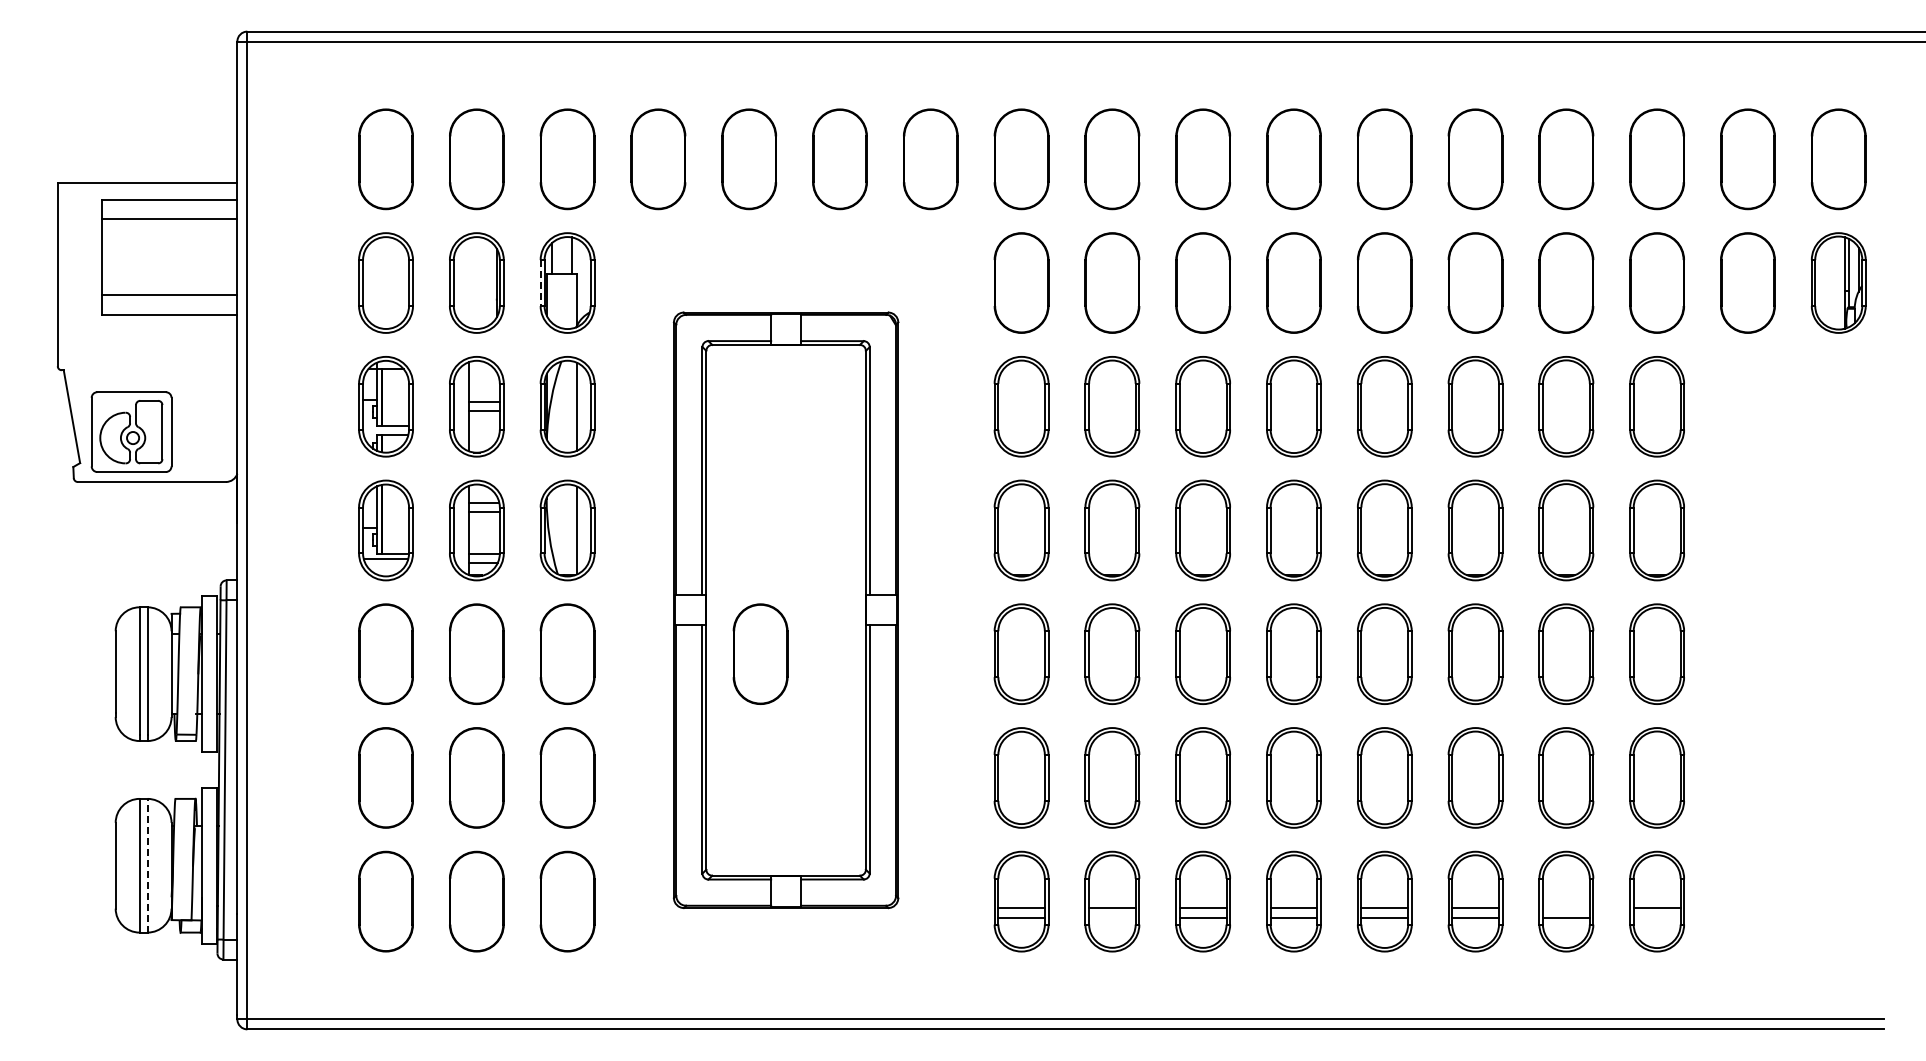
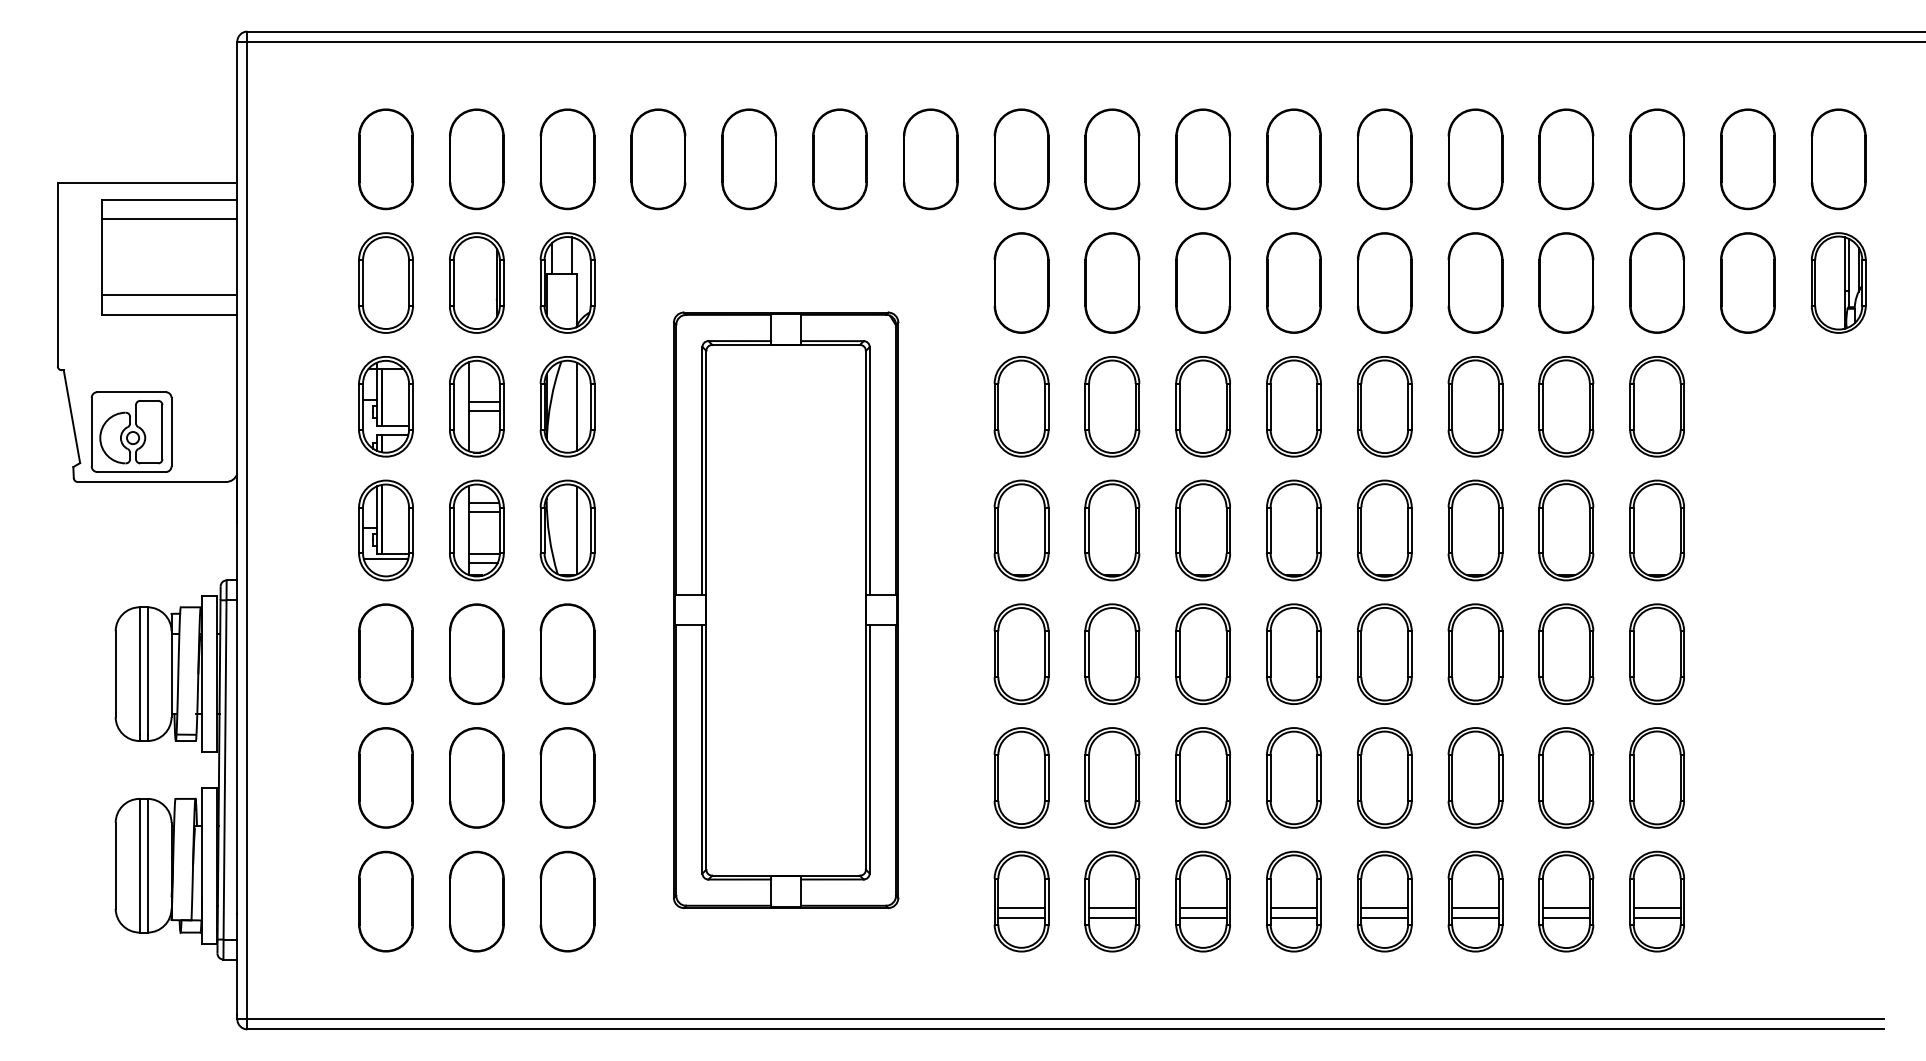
line: dashed -> solid (540, 283)
part: present -> none (760, 653)
line: dashed -> solid (147, 865)
line: none -> present (1565, 907)
line: none -> present (1112, 917)
line: none -> present (1656, 917)
